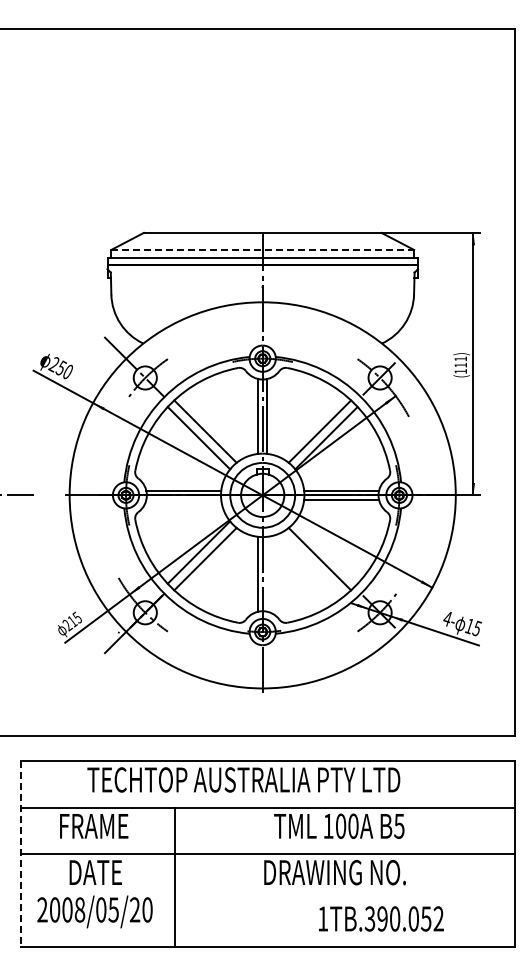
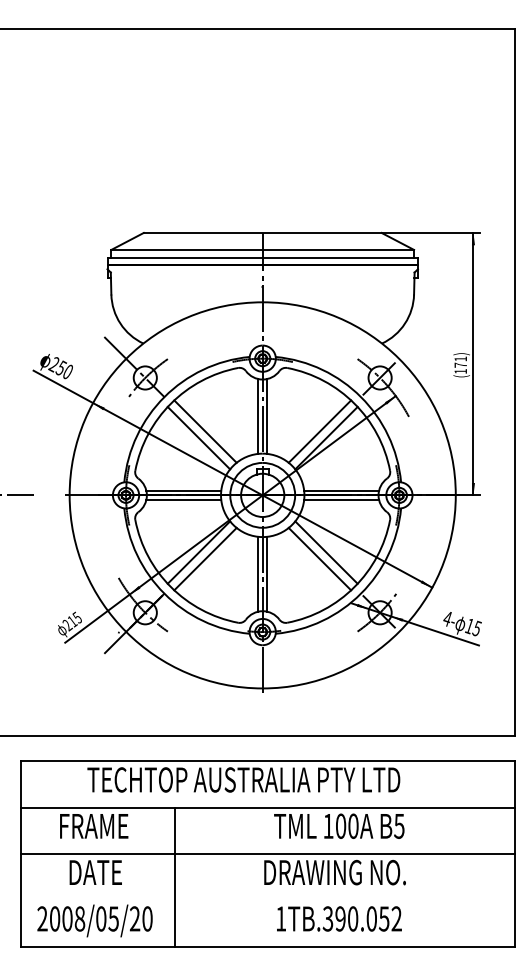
line: dashed -> solid (263, 249)
text: (111) -> (171) (460, 364)
line: none -> present (183, 500)
line: none -> present (326, 552)
line: none -> present (267, 573)
line: dashed -> solid (20, 854)
text position: (94, 911) -> (94, 920) (94, 920)
text position: (381, 918) -> (339, 918) (339, 918)
